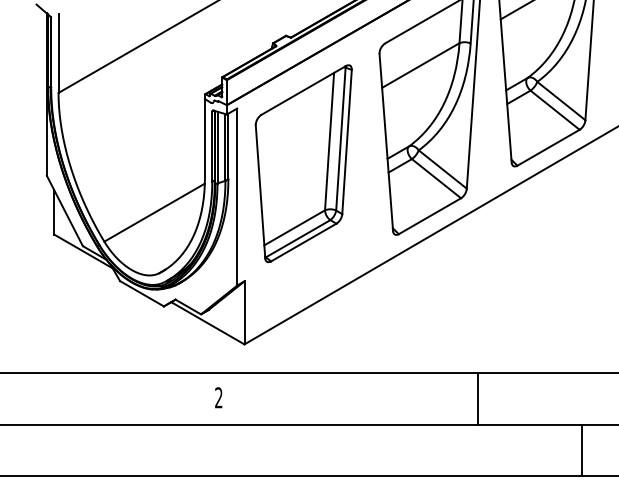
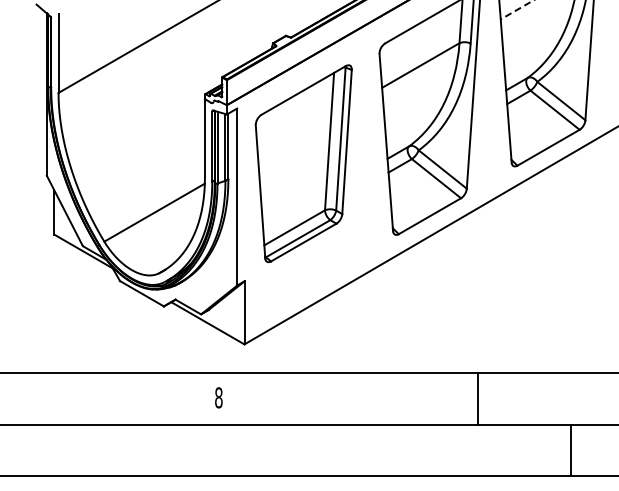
line: solid -> dashed (517, 9)
text: 2 -> 8 (218, 397)
line position: (581, 450) -> (570, 450) (570, 450)
